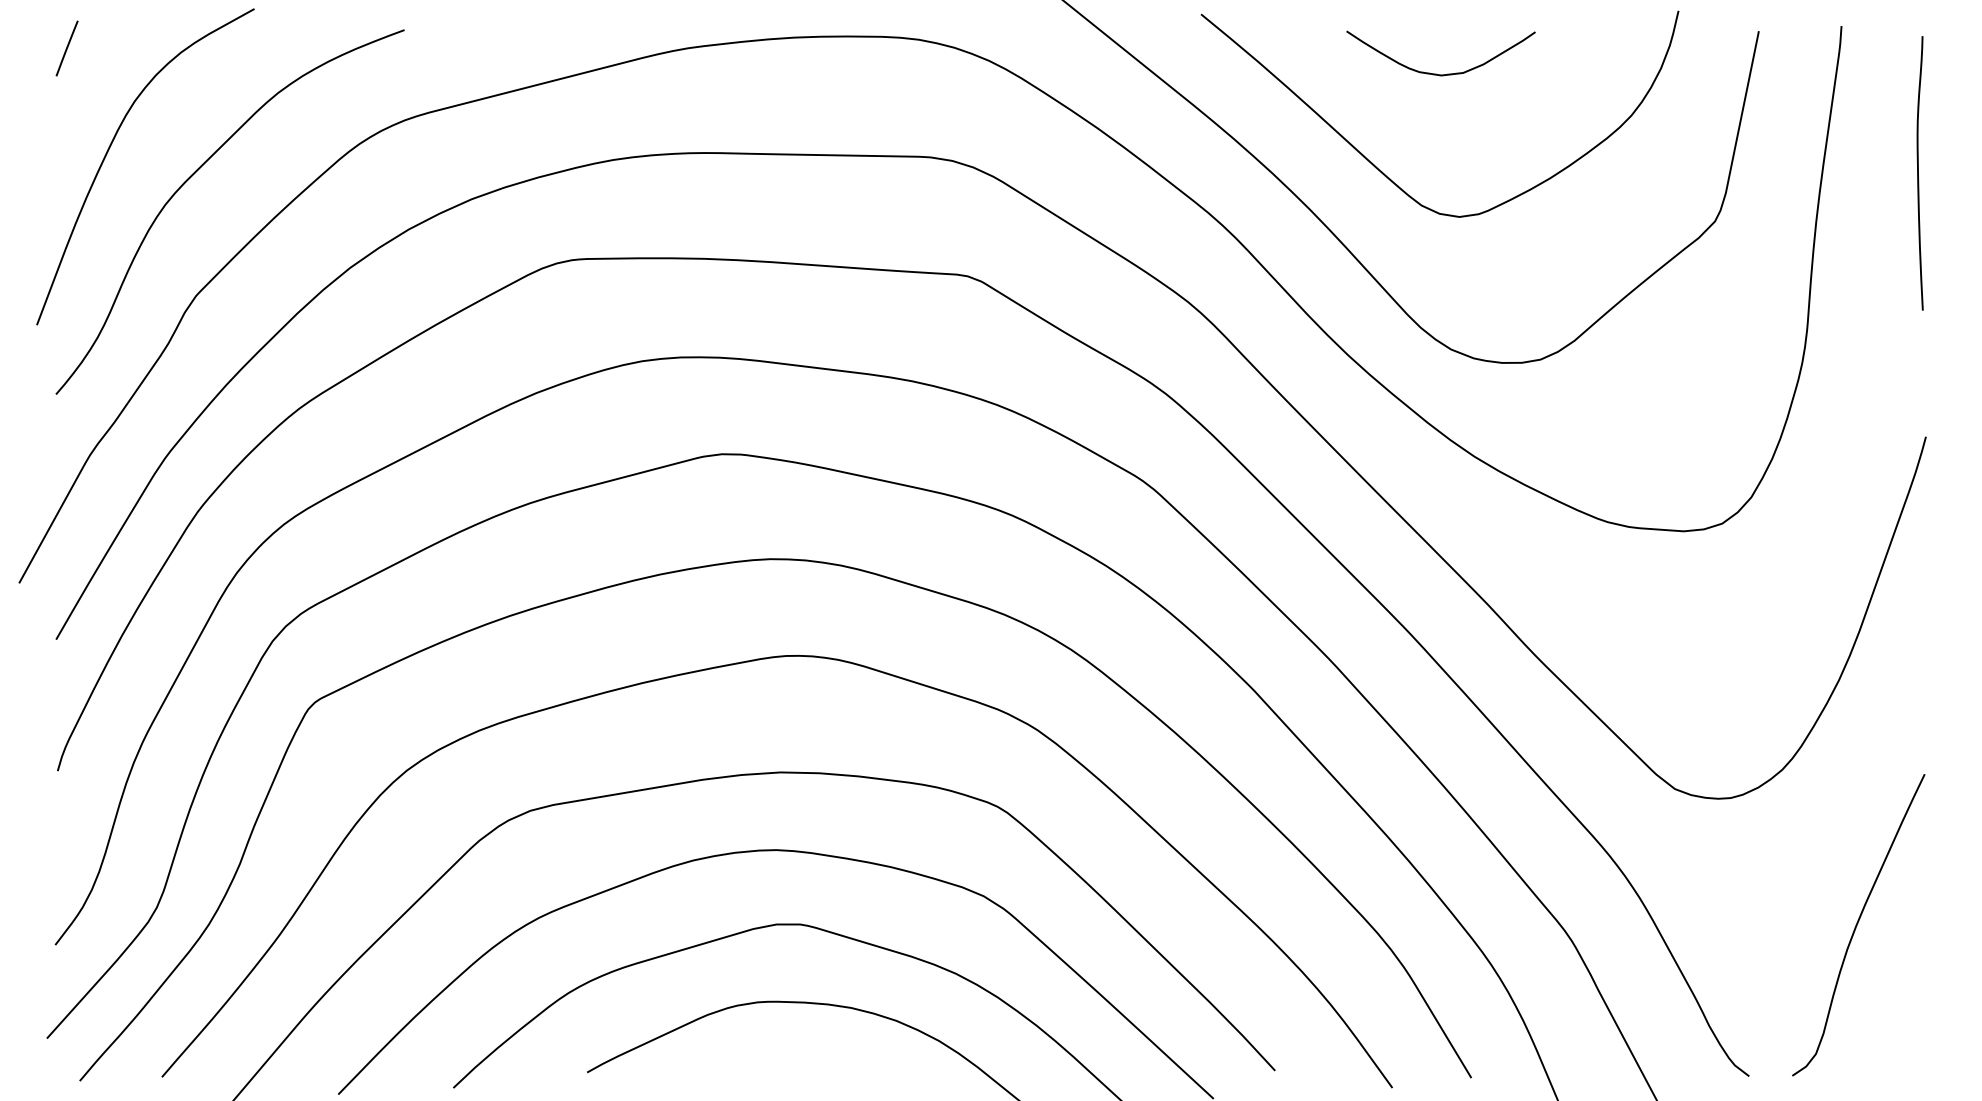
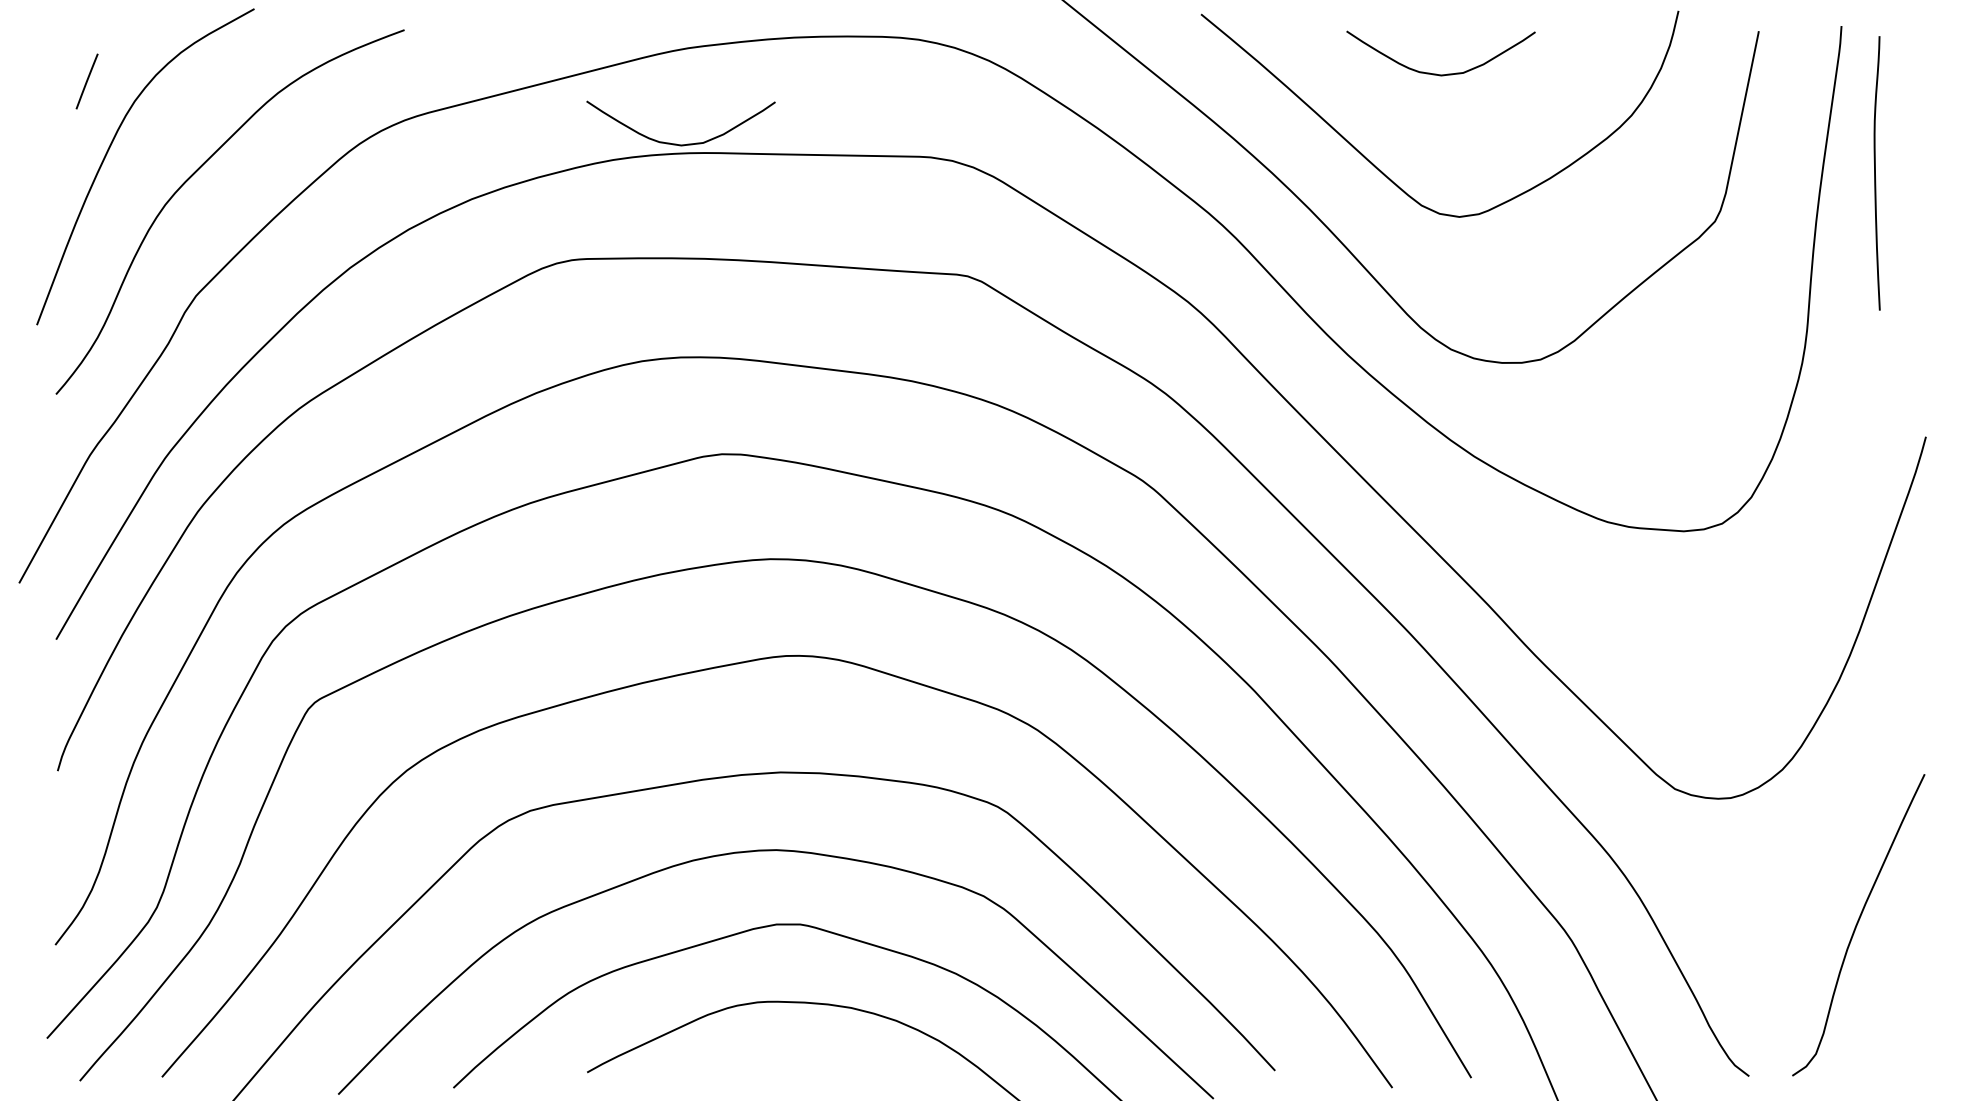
line position: (66, 48) -> (86, 81) (86, 81)
curve: none -> present (676, 143)
curve position: (1918, 173) -> (1875, 173) (1875, 173)
